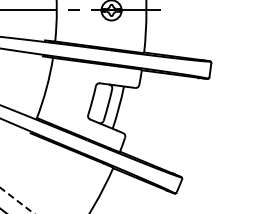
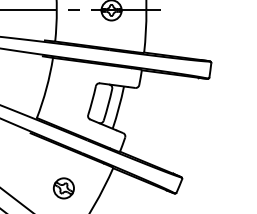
part: none -> present (63, 188)
line: dashed -> solid (17, 201)
